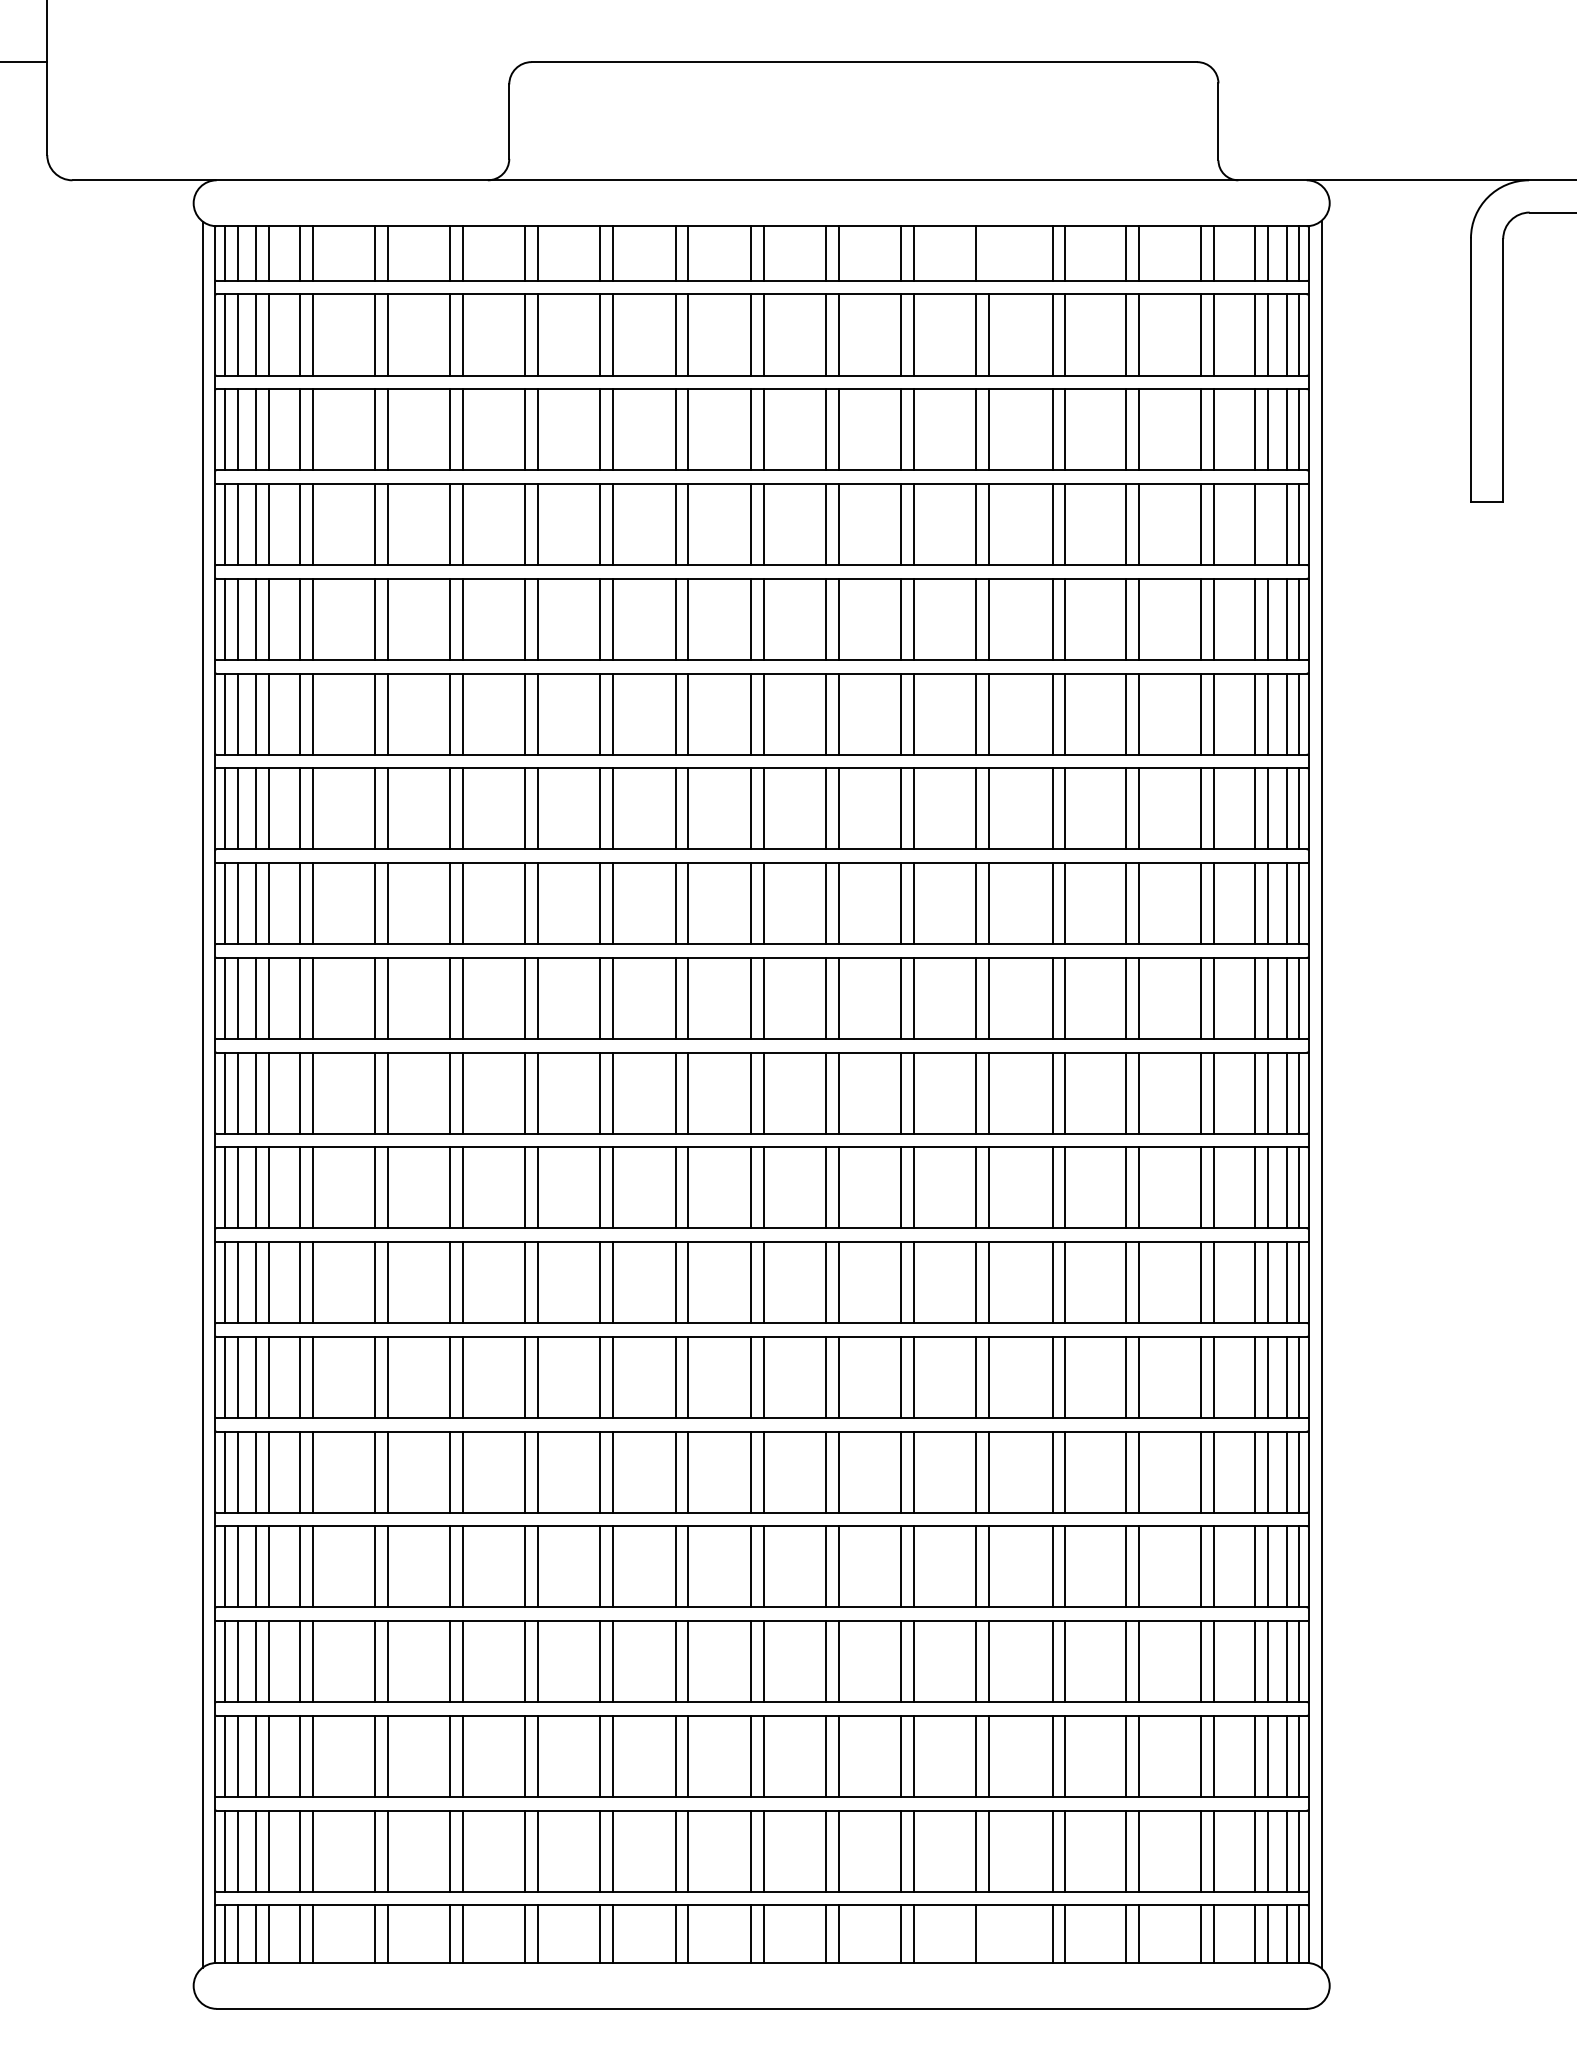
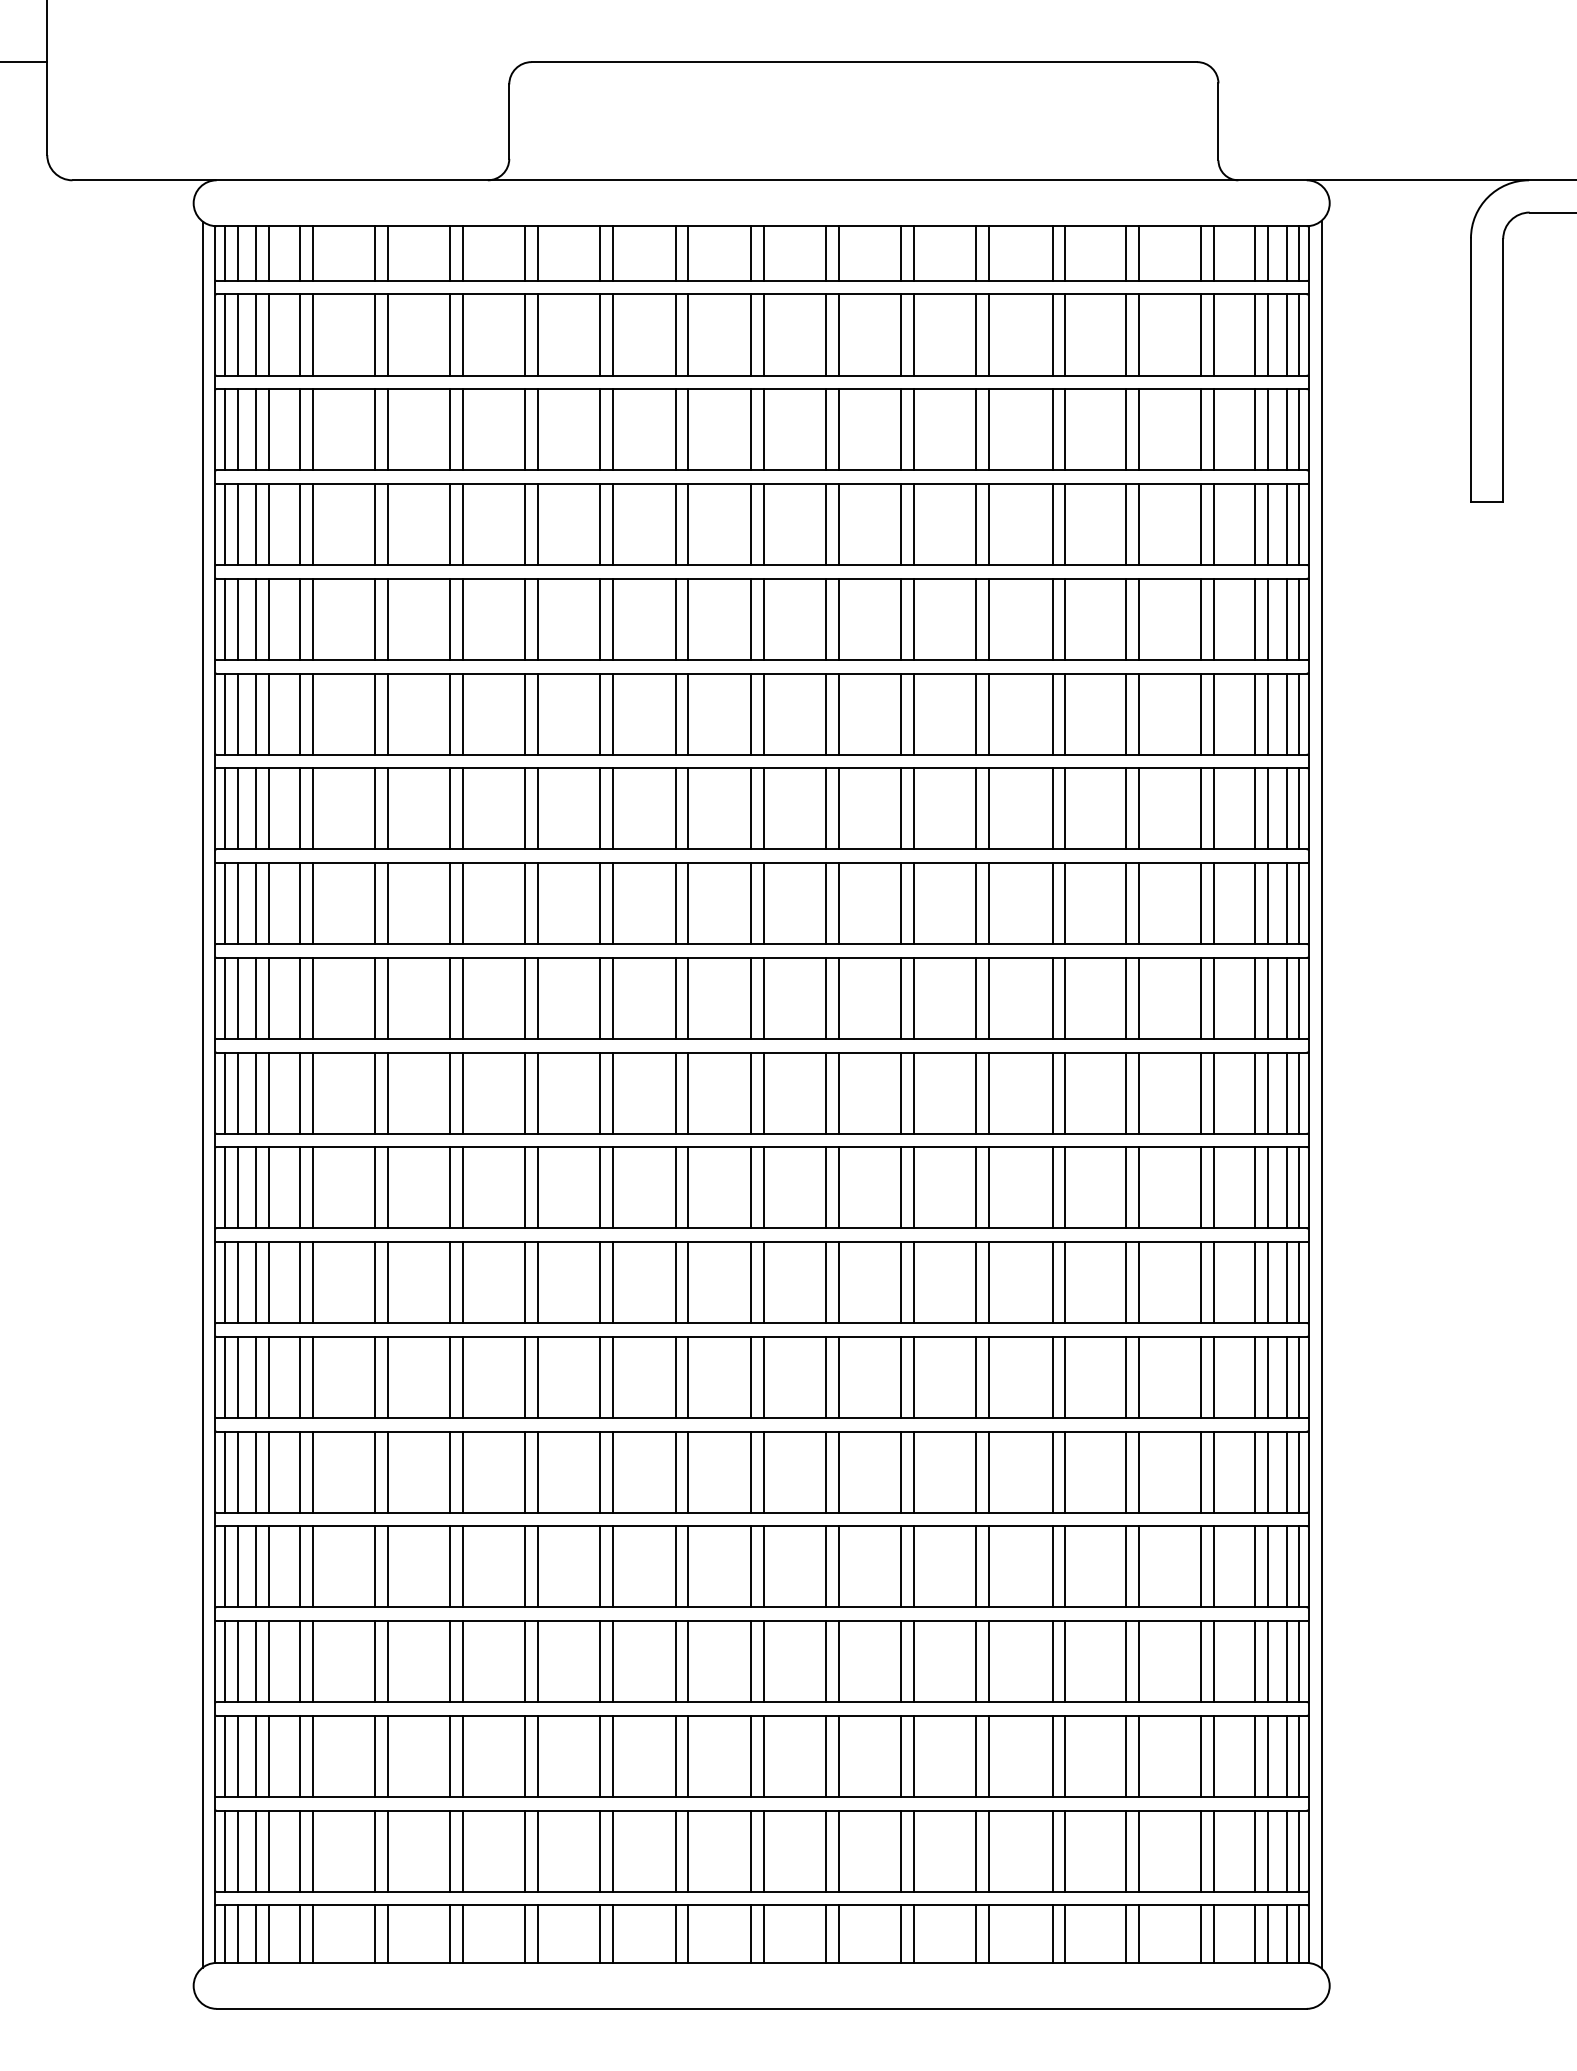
line: none -> present (989, 253)
line: none -> present (1267, 524)
line: none -> present (989, 1933)
